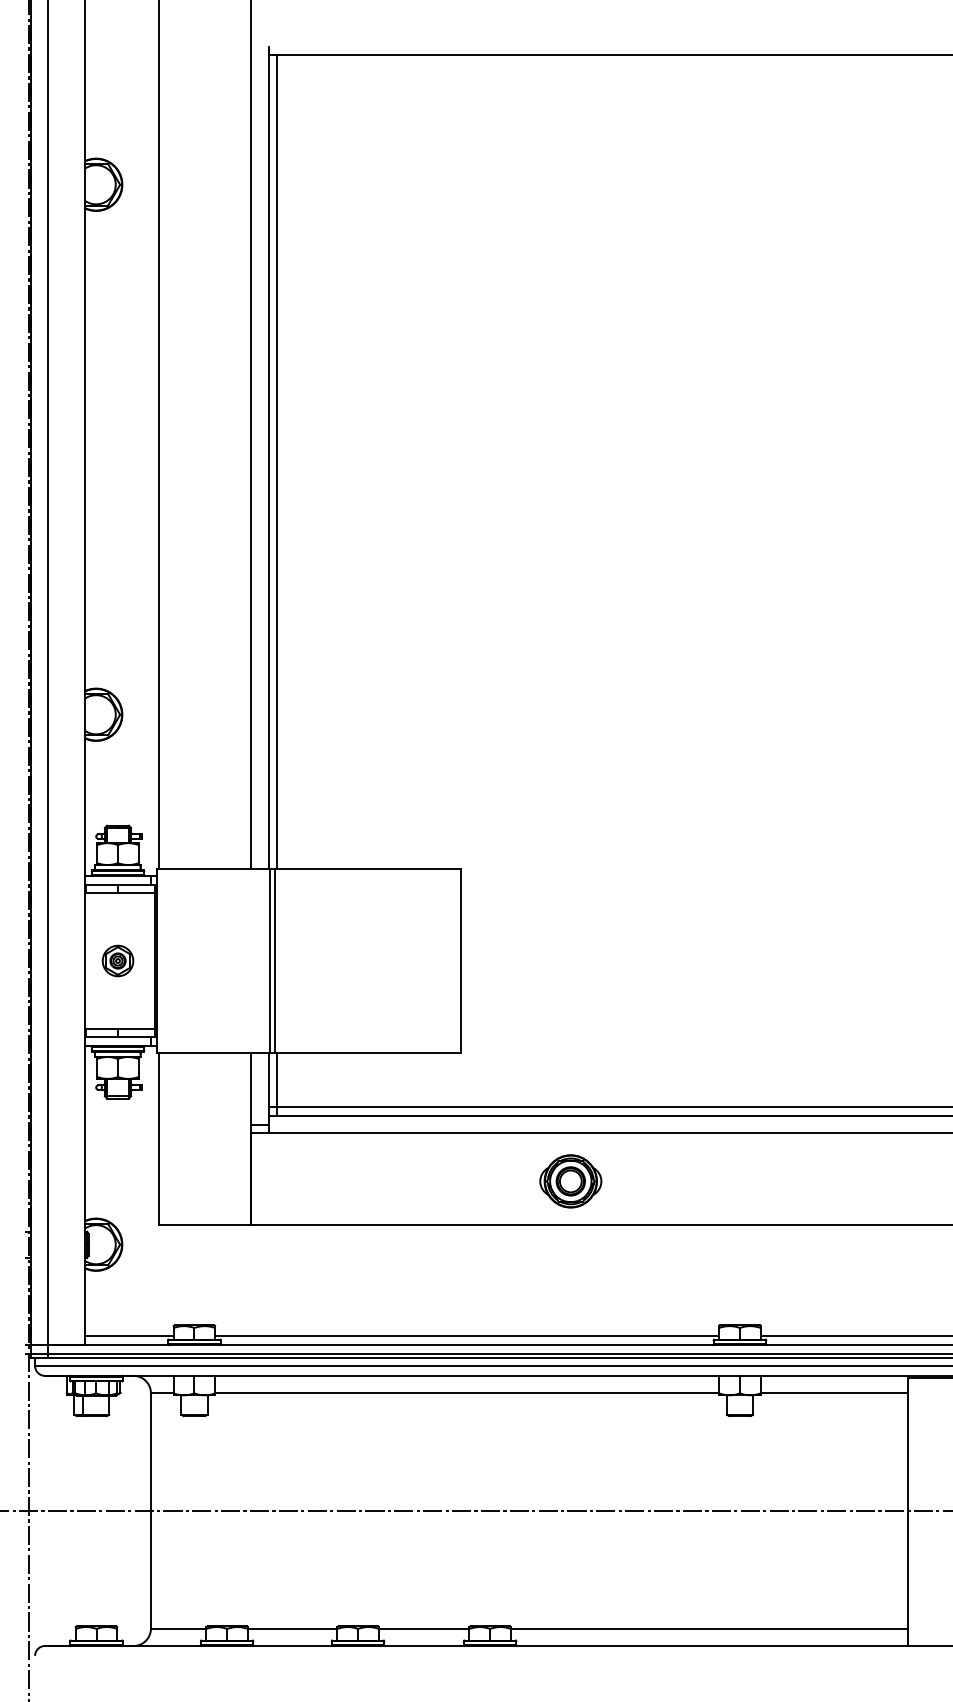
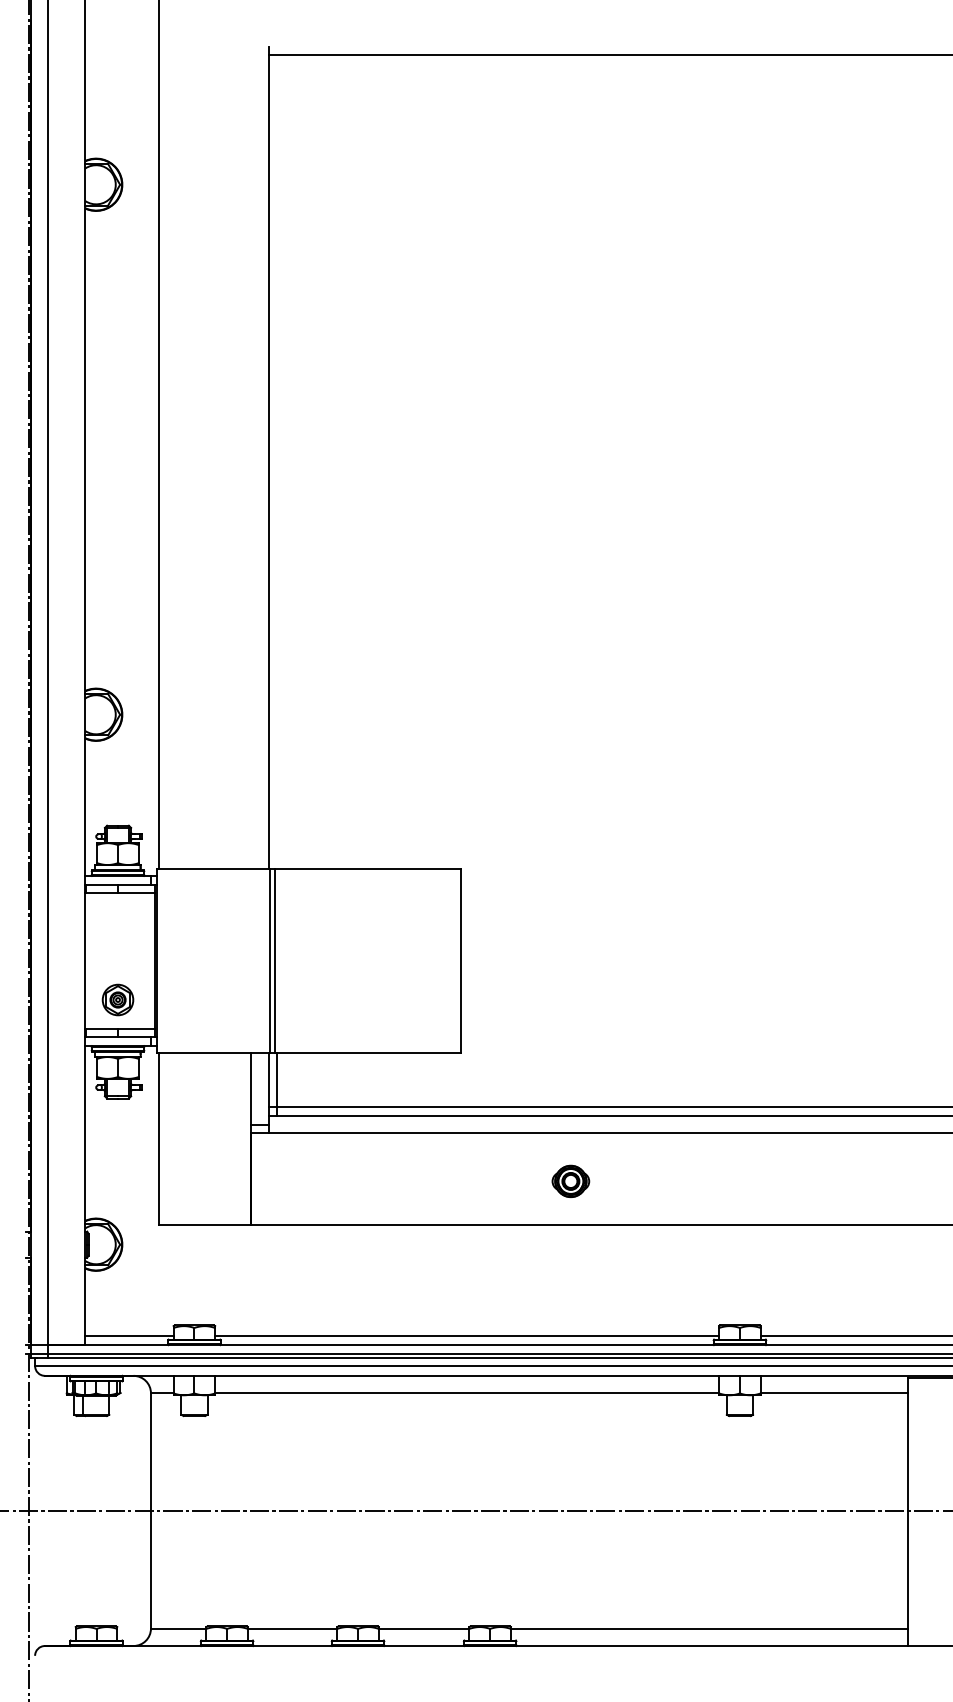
line: present -> none (251, 435)
line: present -> none (277, 462)
part position: (117, 960) -> (117, 999) (117, 999)
part size: 64x55 px -> 40x34 px (570, 1180)
